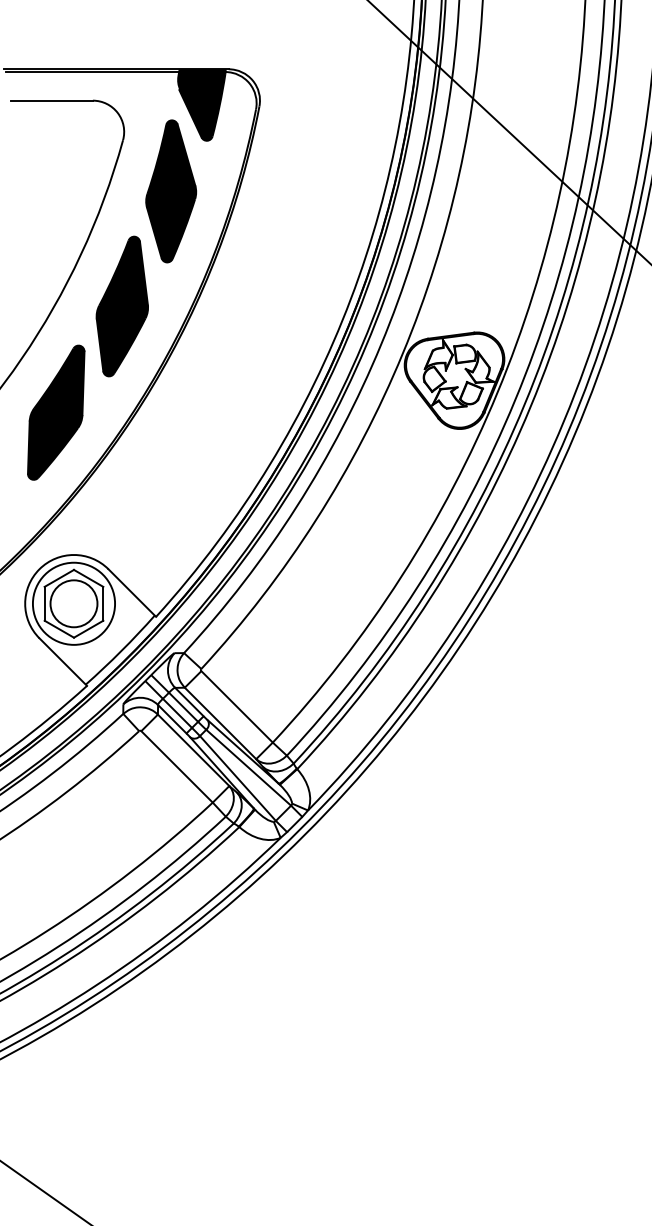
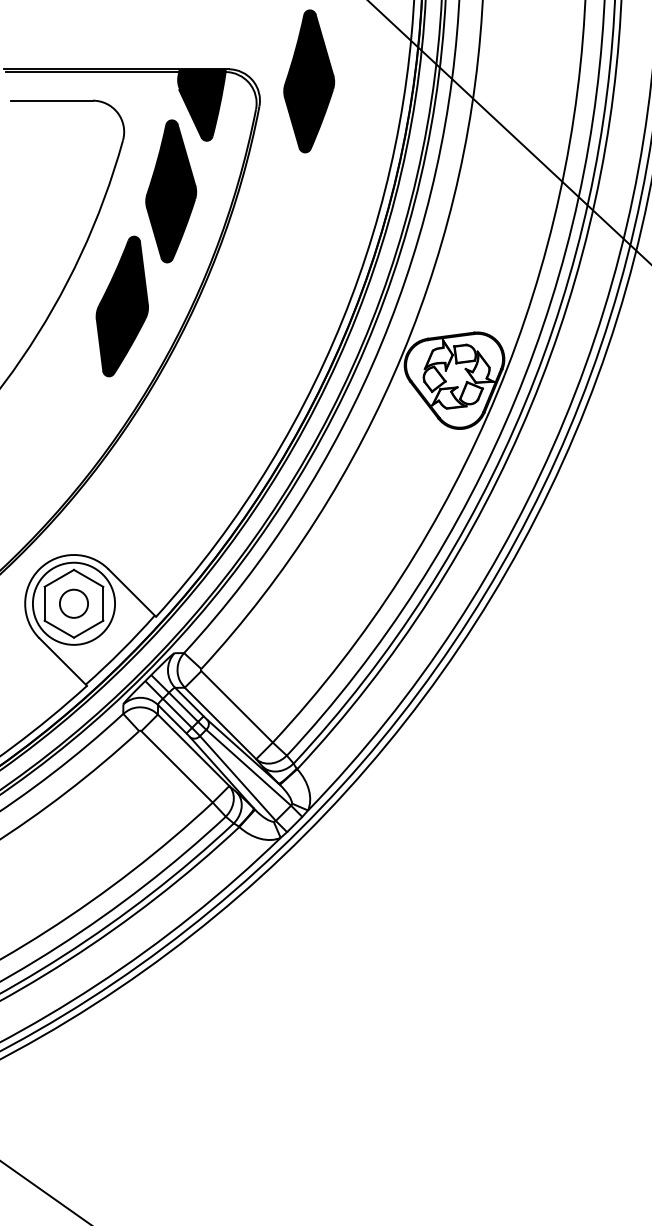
part: none -> present (309, 81)
part: present -> none (56, 412)
circle diameter: 47 px -> 28 px (73, 603)
